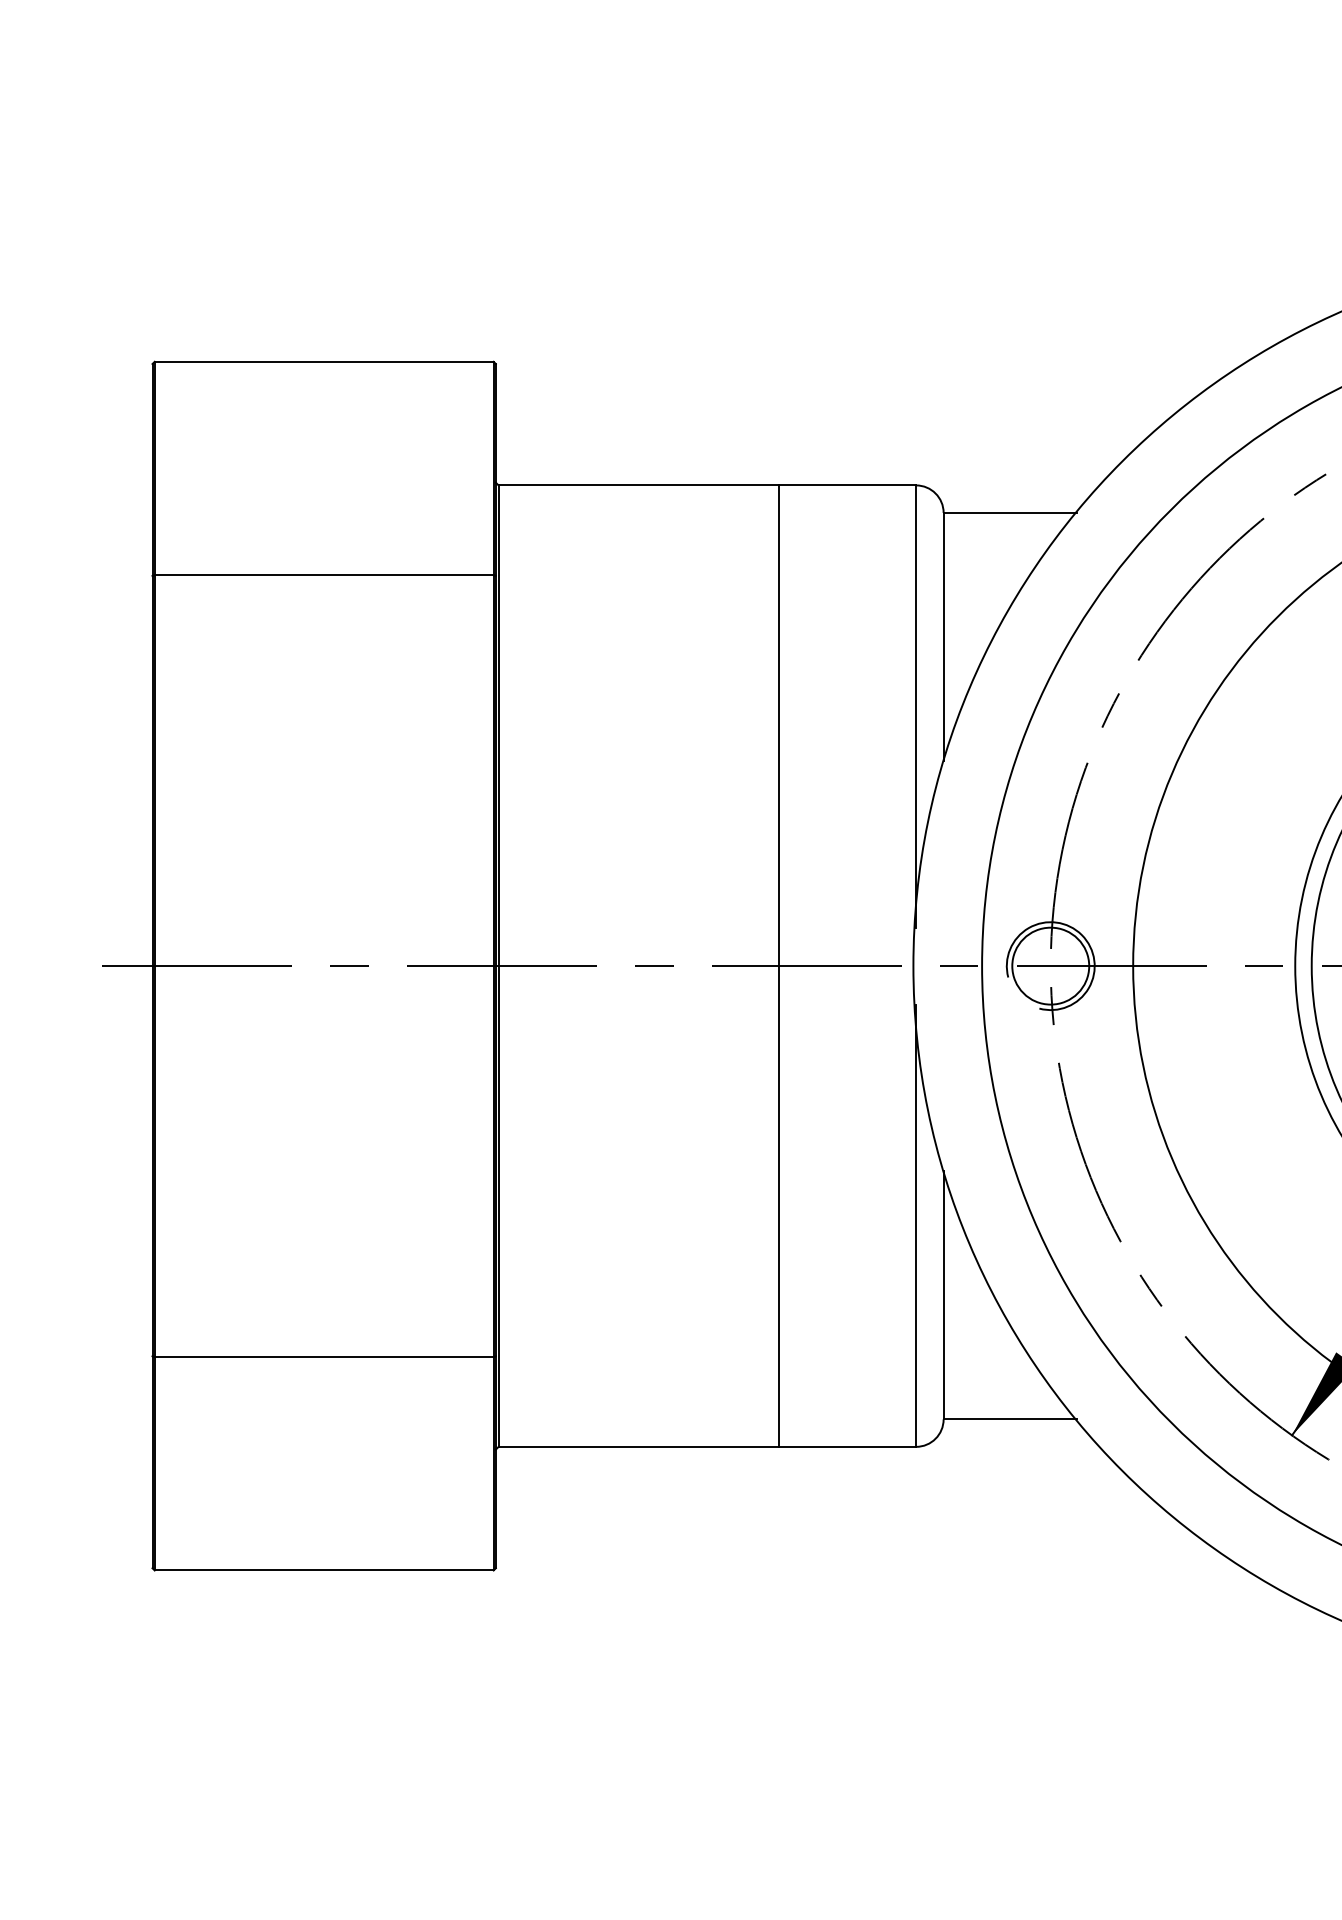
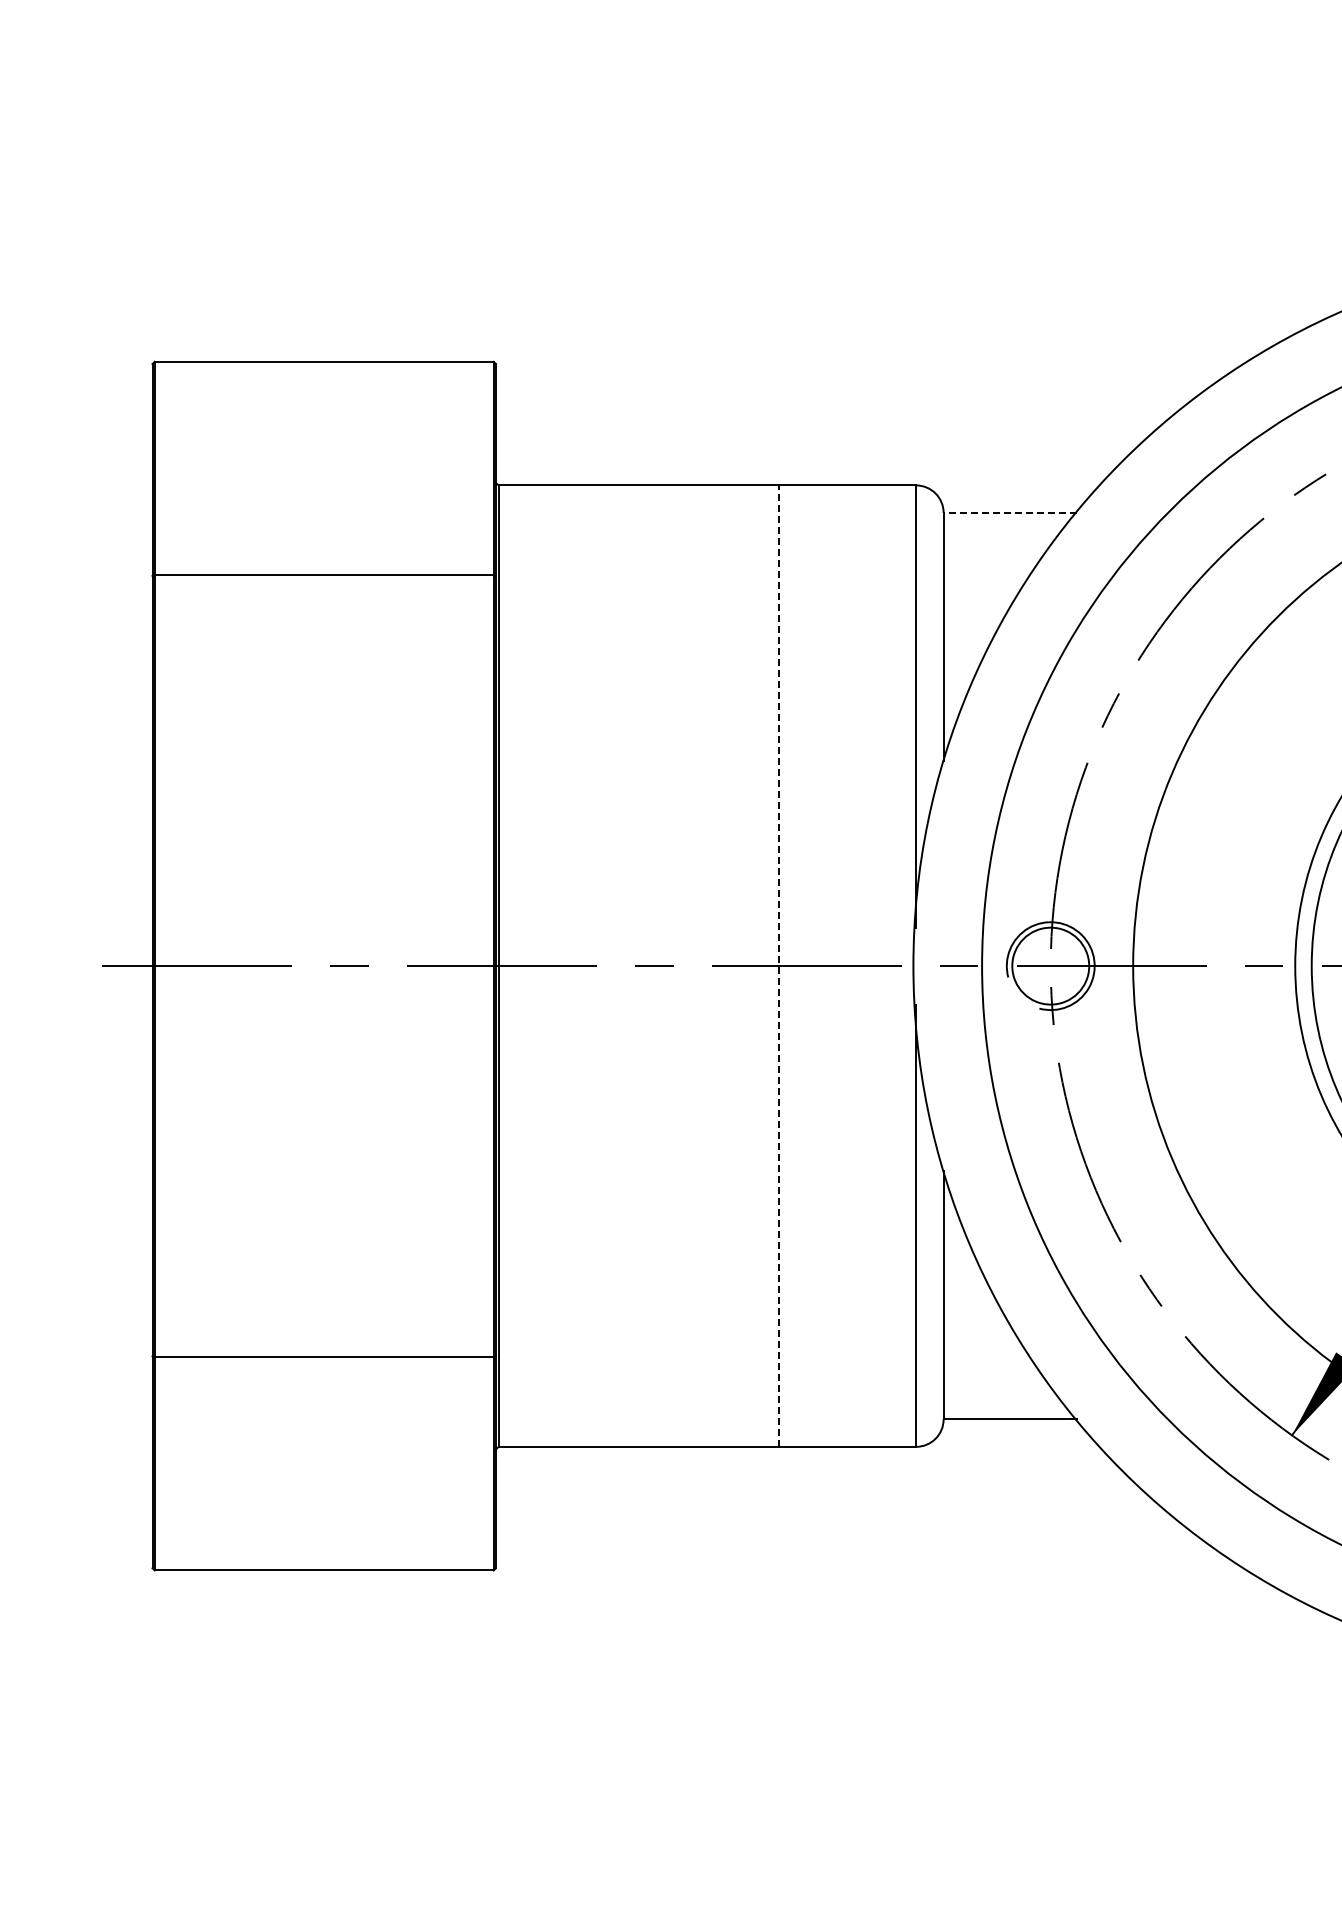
line: solid -> dashed (1010, 512)
line: solid -> dashed (778, 966)
